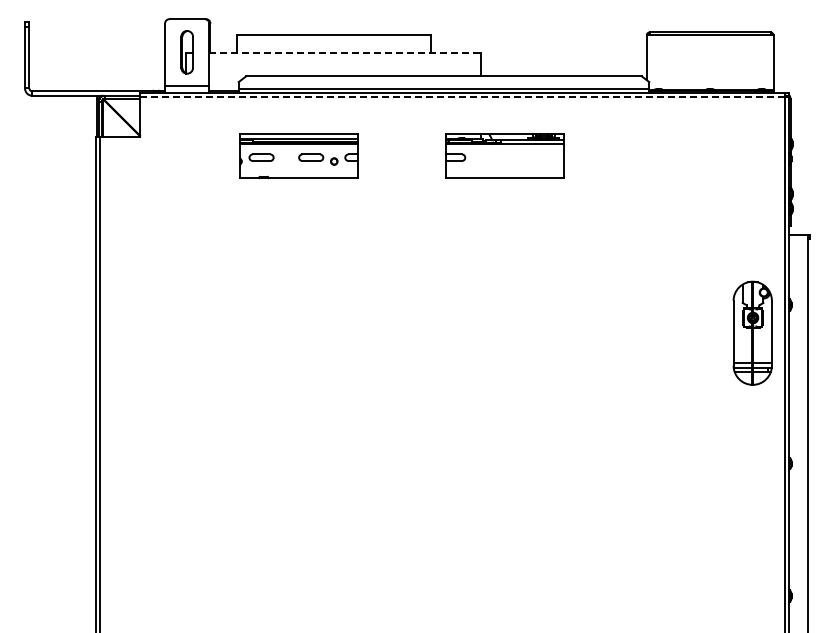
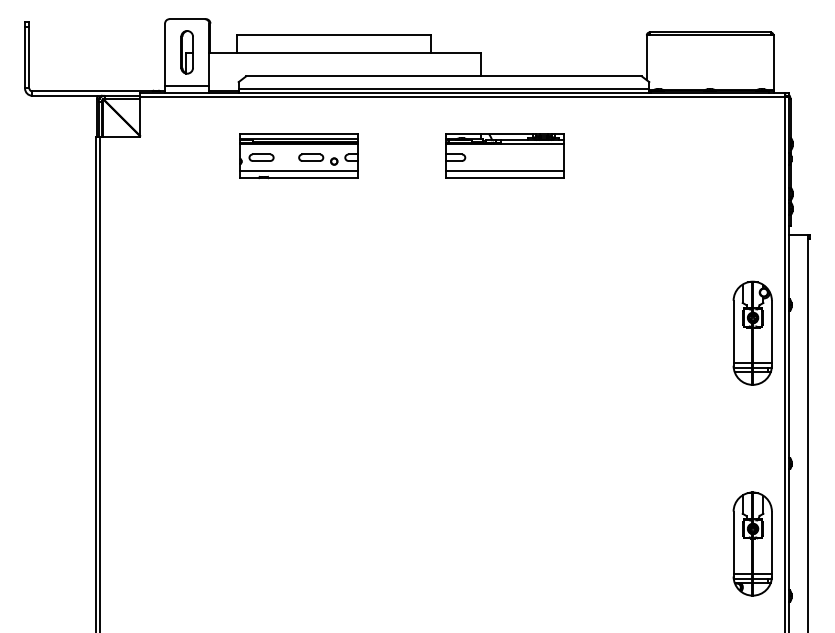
line: dashed -> solid (345, 52)
line: dashed -> solid (462, 97)
line: none -> present (298, 170)
line: none -> present (505, 170)
part: none -> present (752, 543)
